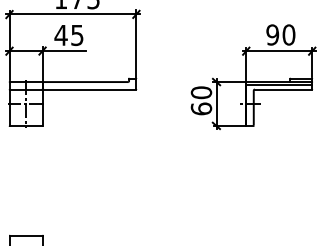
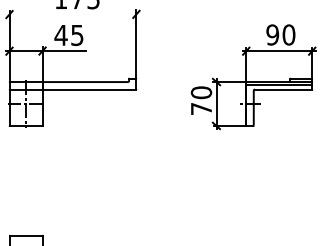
line: present -> none (73, 14)
text: 60 -> 70 (201, 108)
